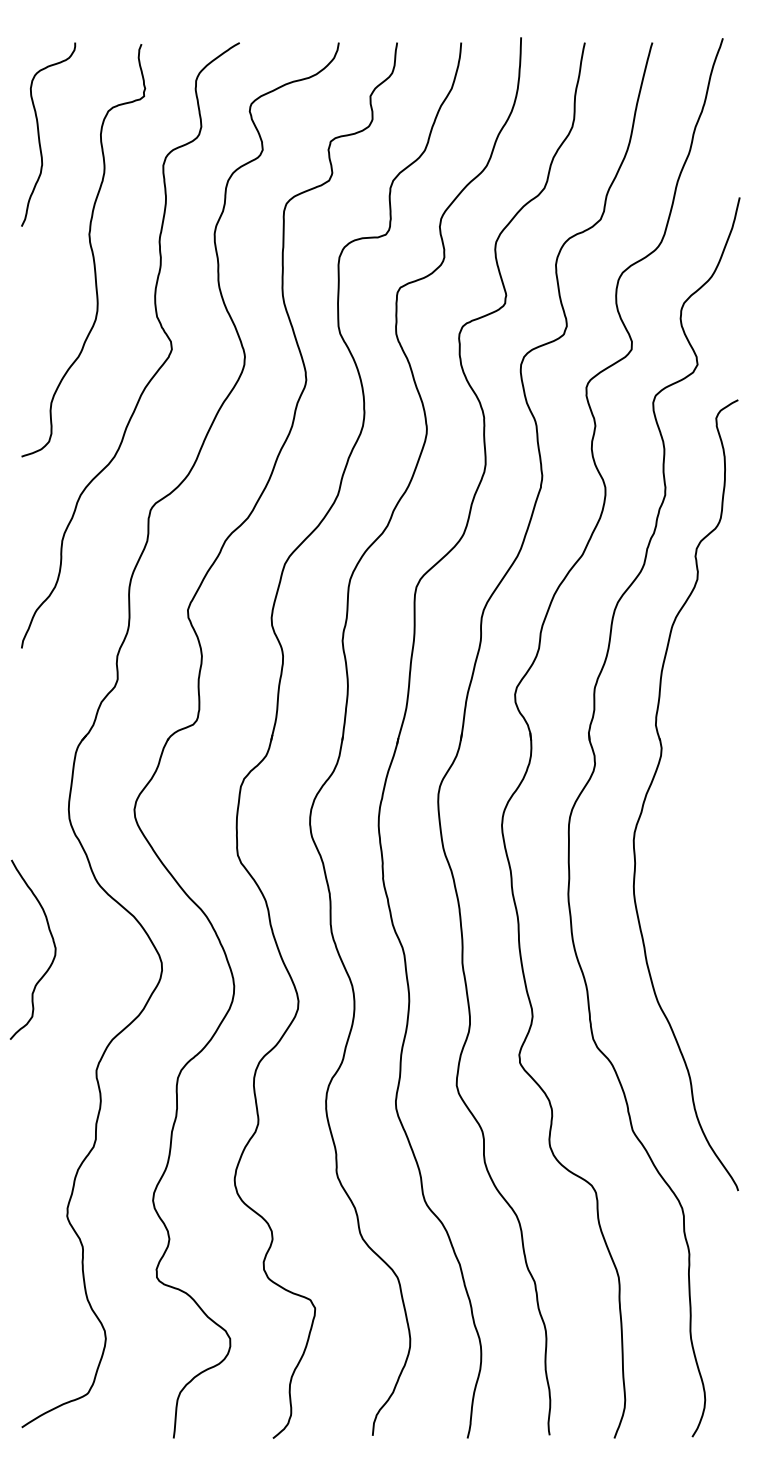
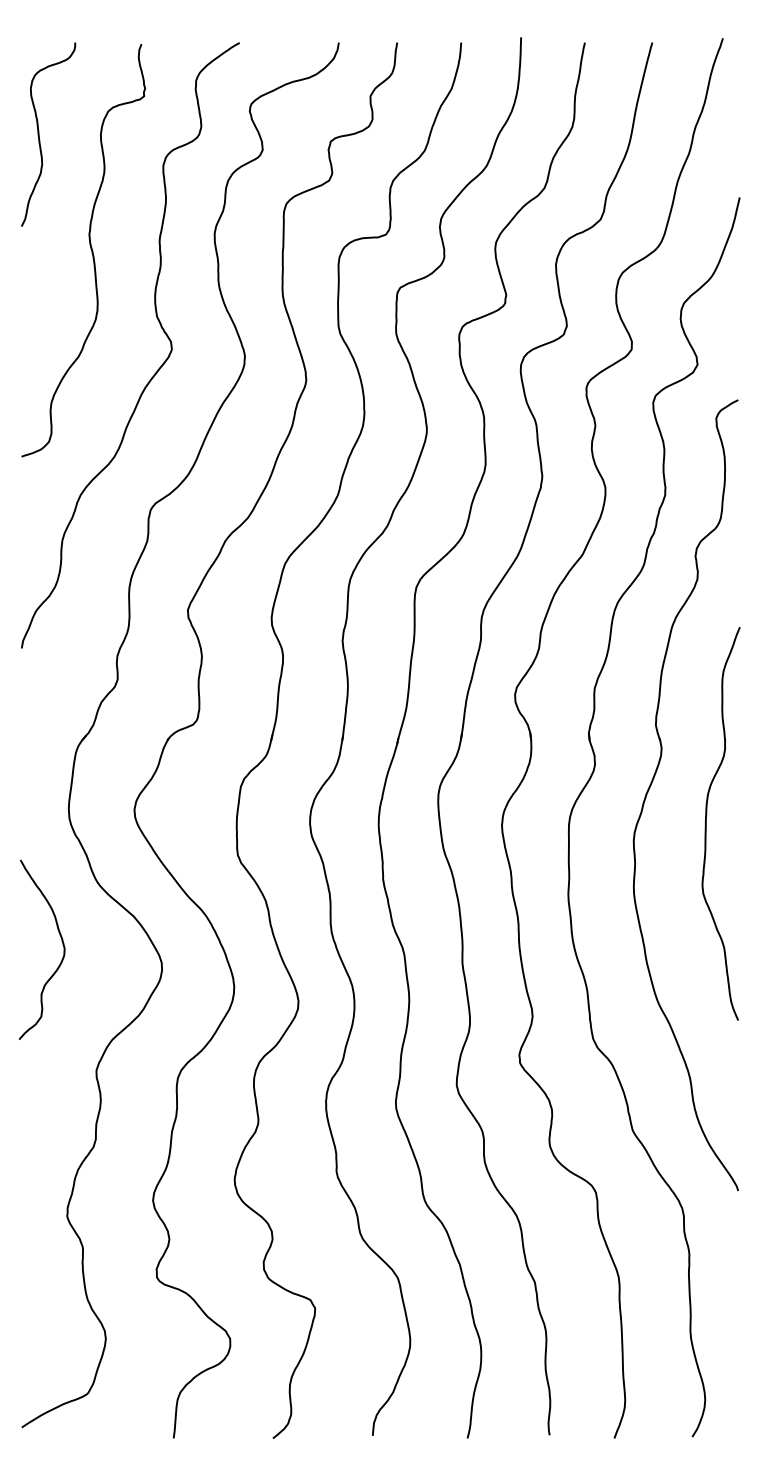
part: none -> present (706, 823)
curve position: (53, 945) -> (62, 945) (62, 945)
